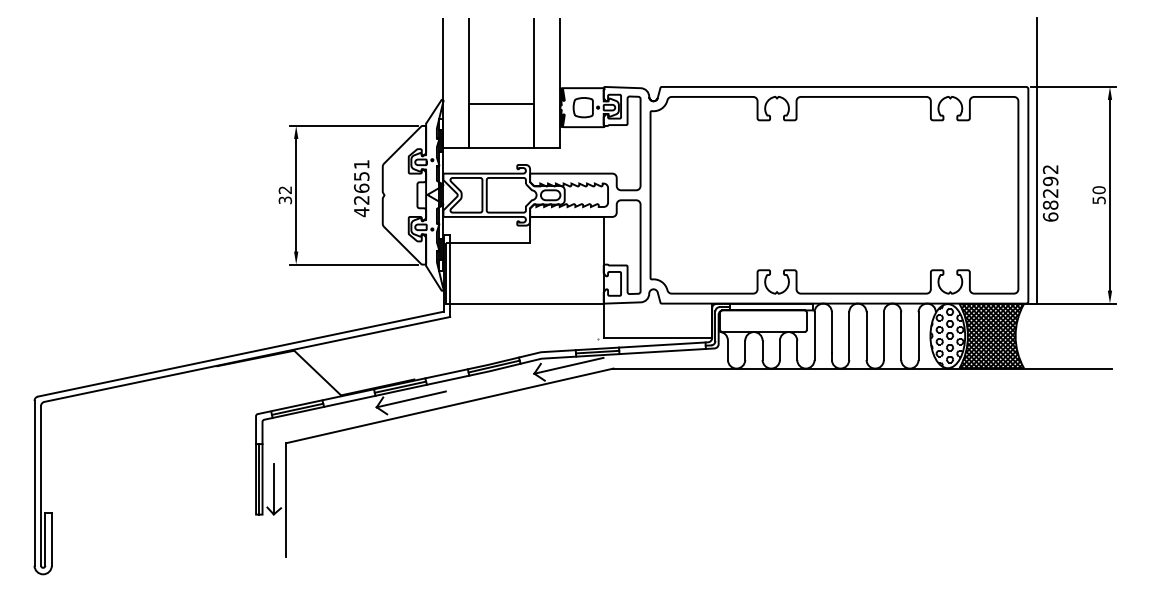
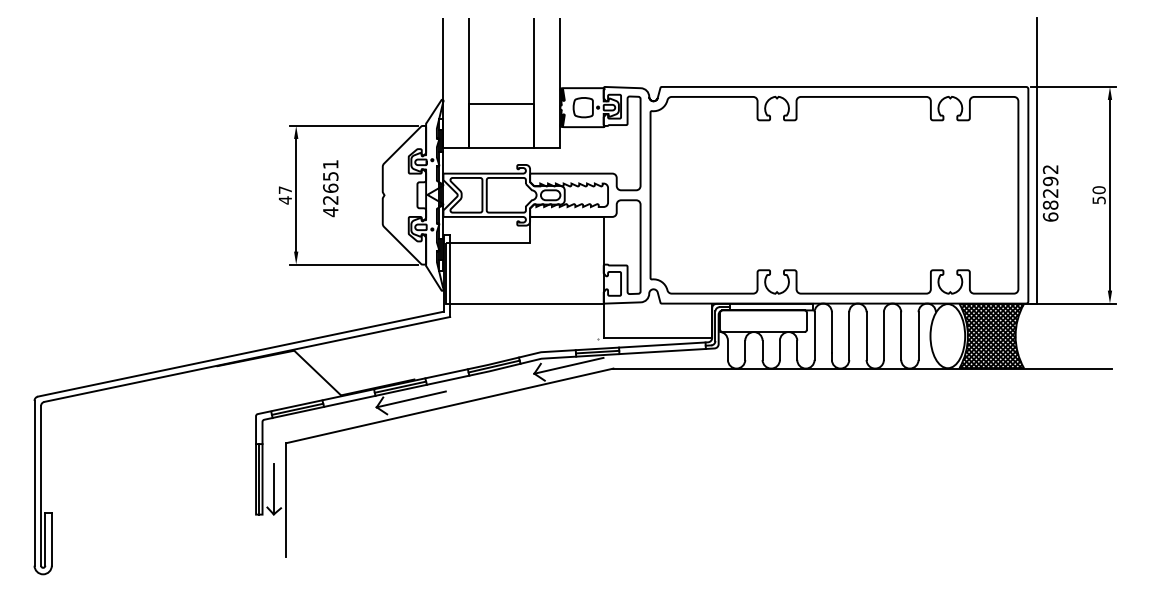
text position: (361, 188) -> (330, 188) (330, 188)
text: 32 -> 47 (285, 195)
hatch: present -> none (946, 335)
